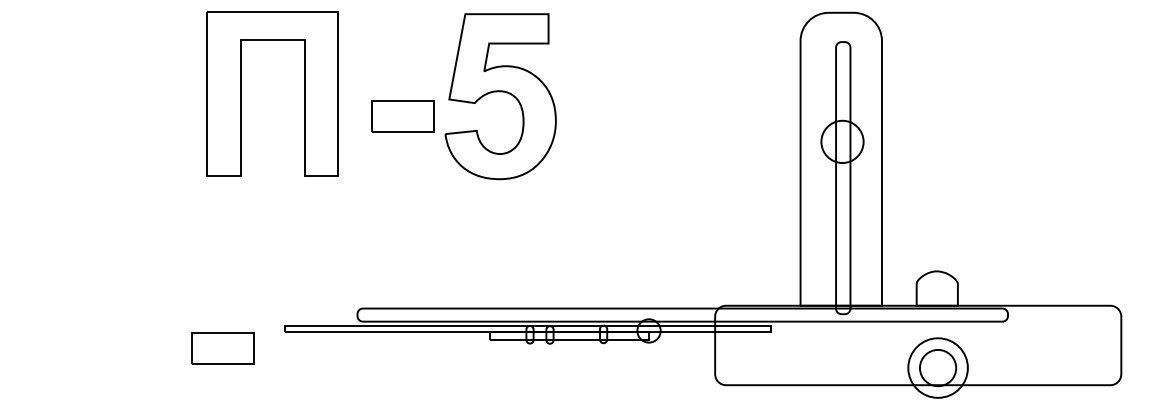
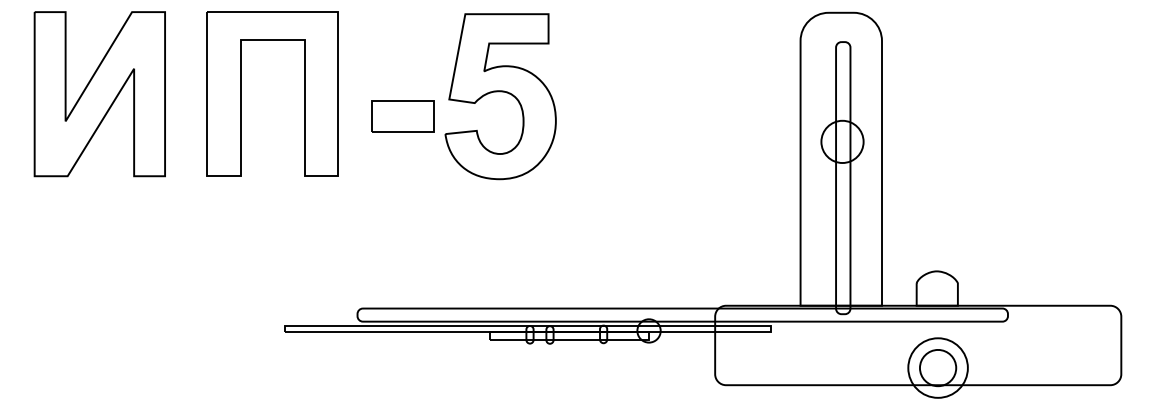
part: none -> present (99, 94)
part: present -> none (222, 348)
